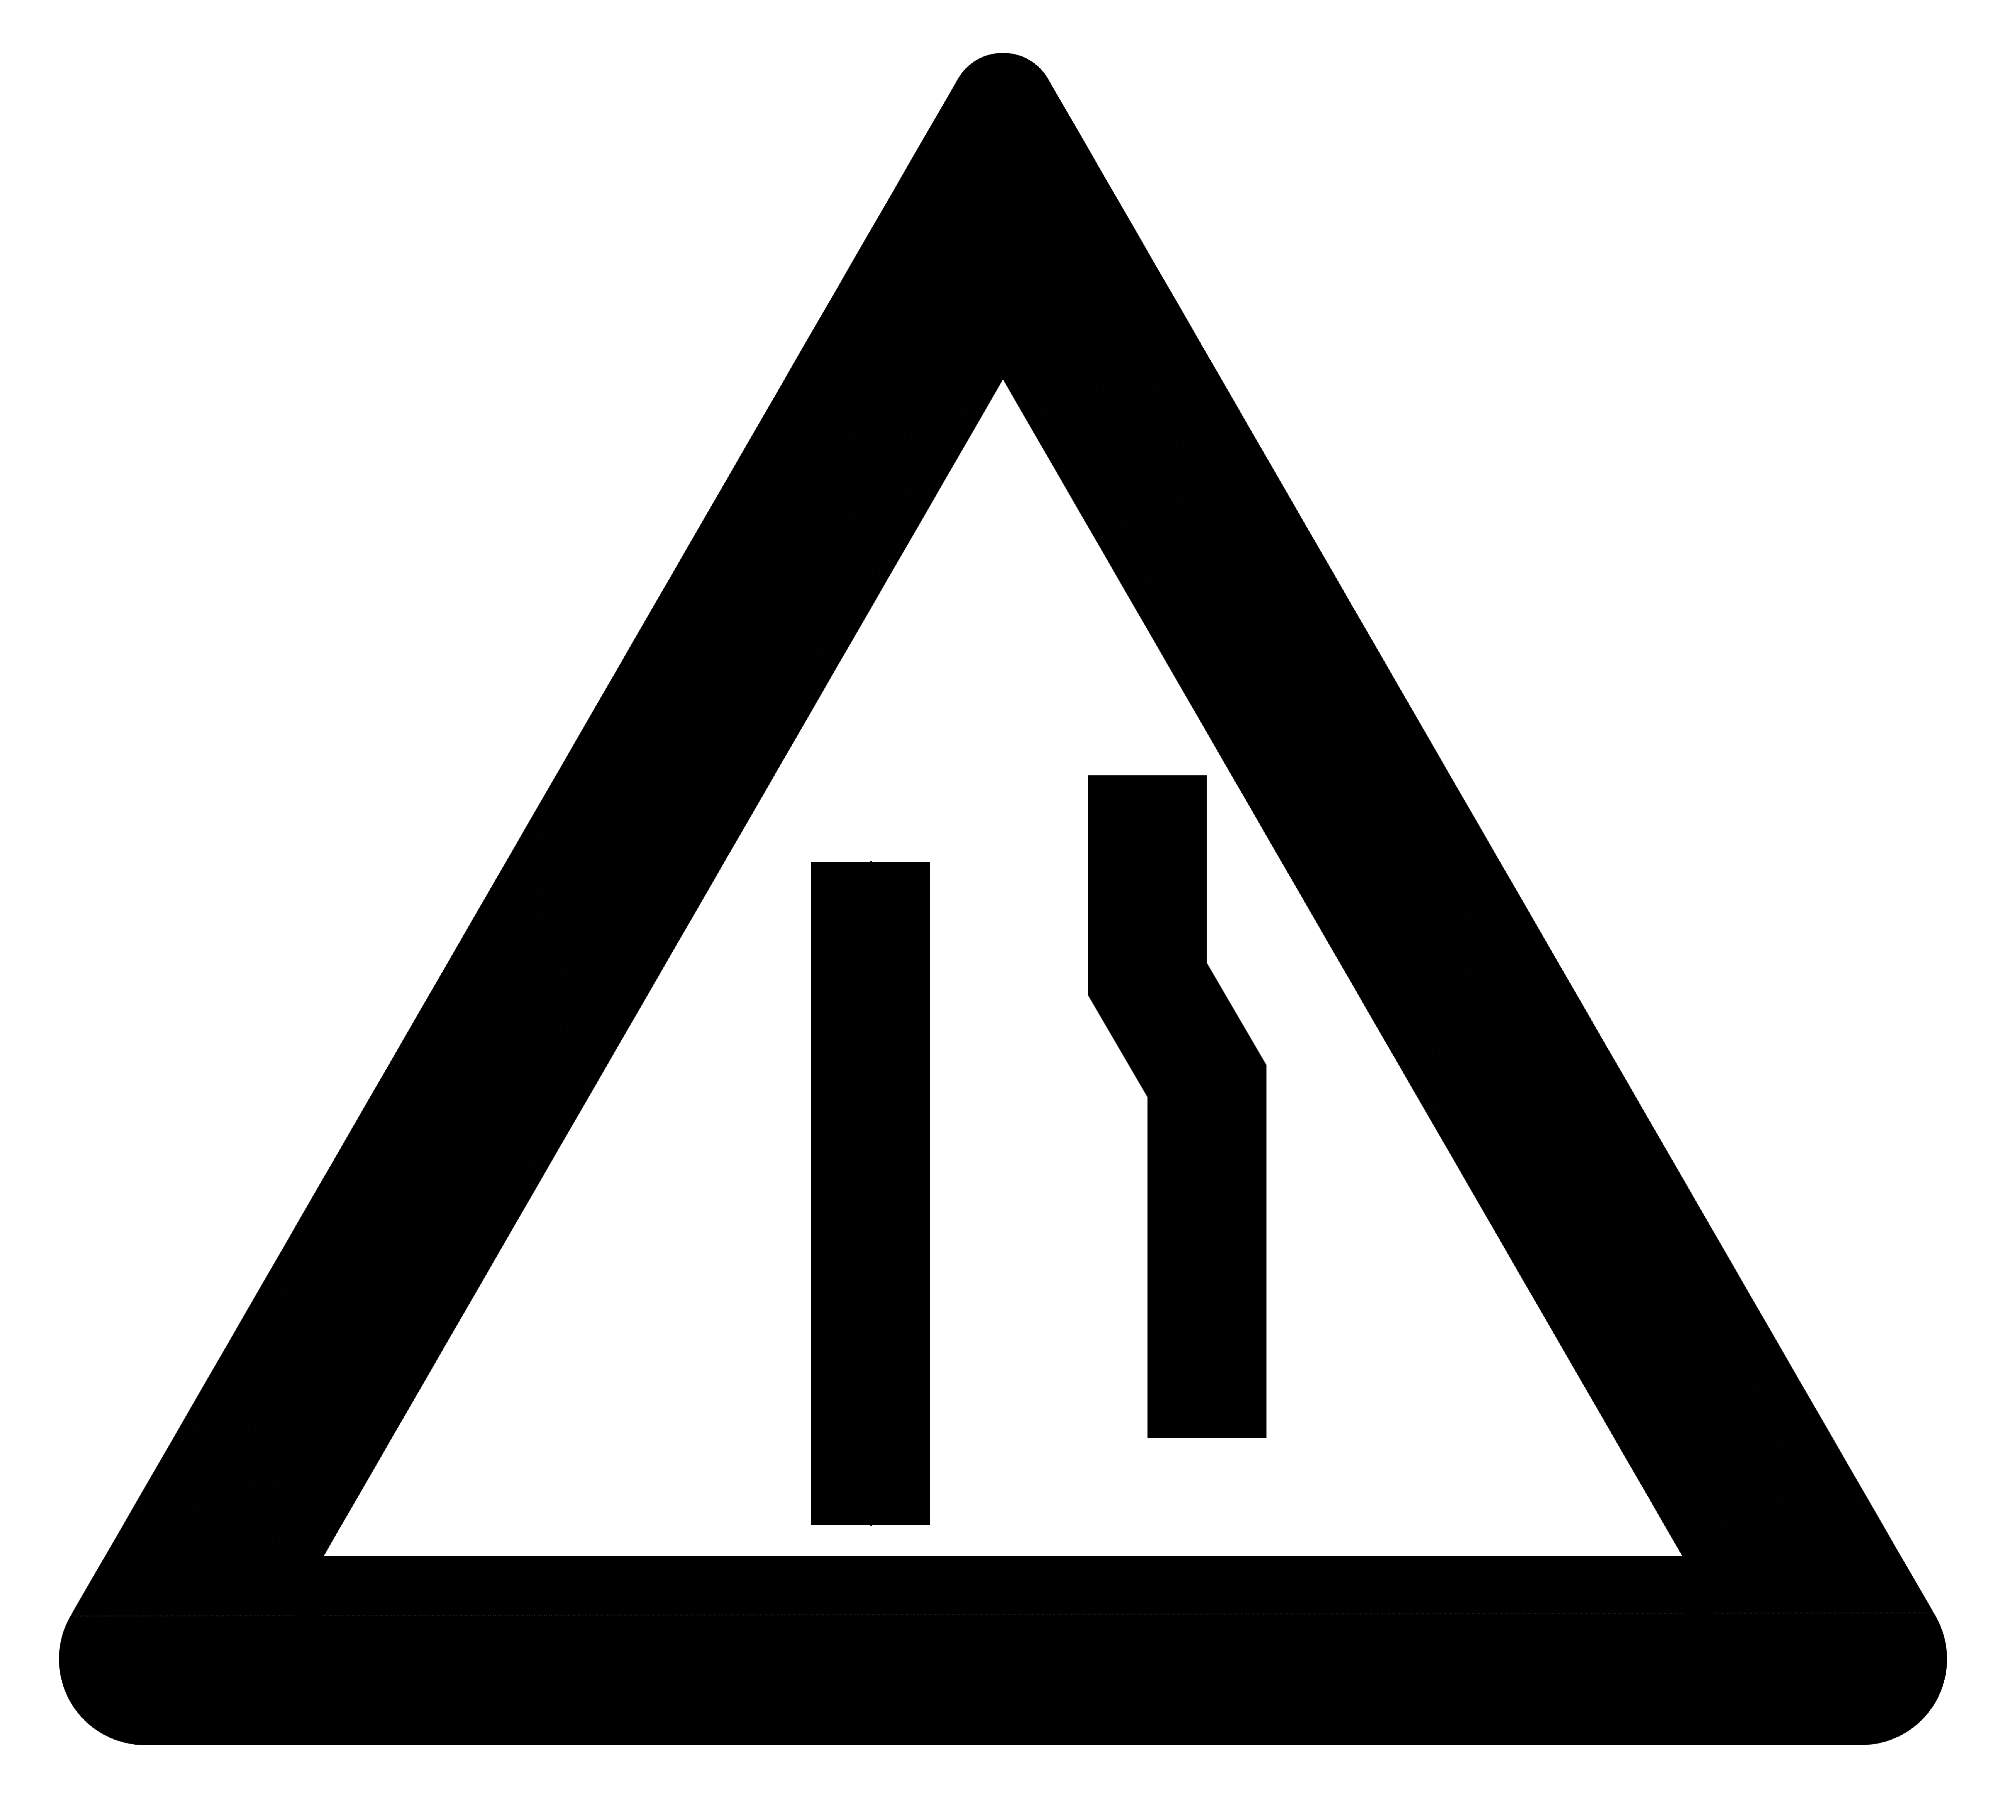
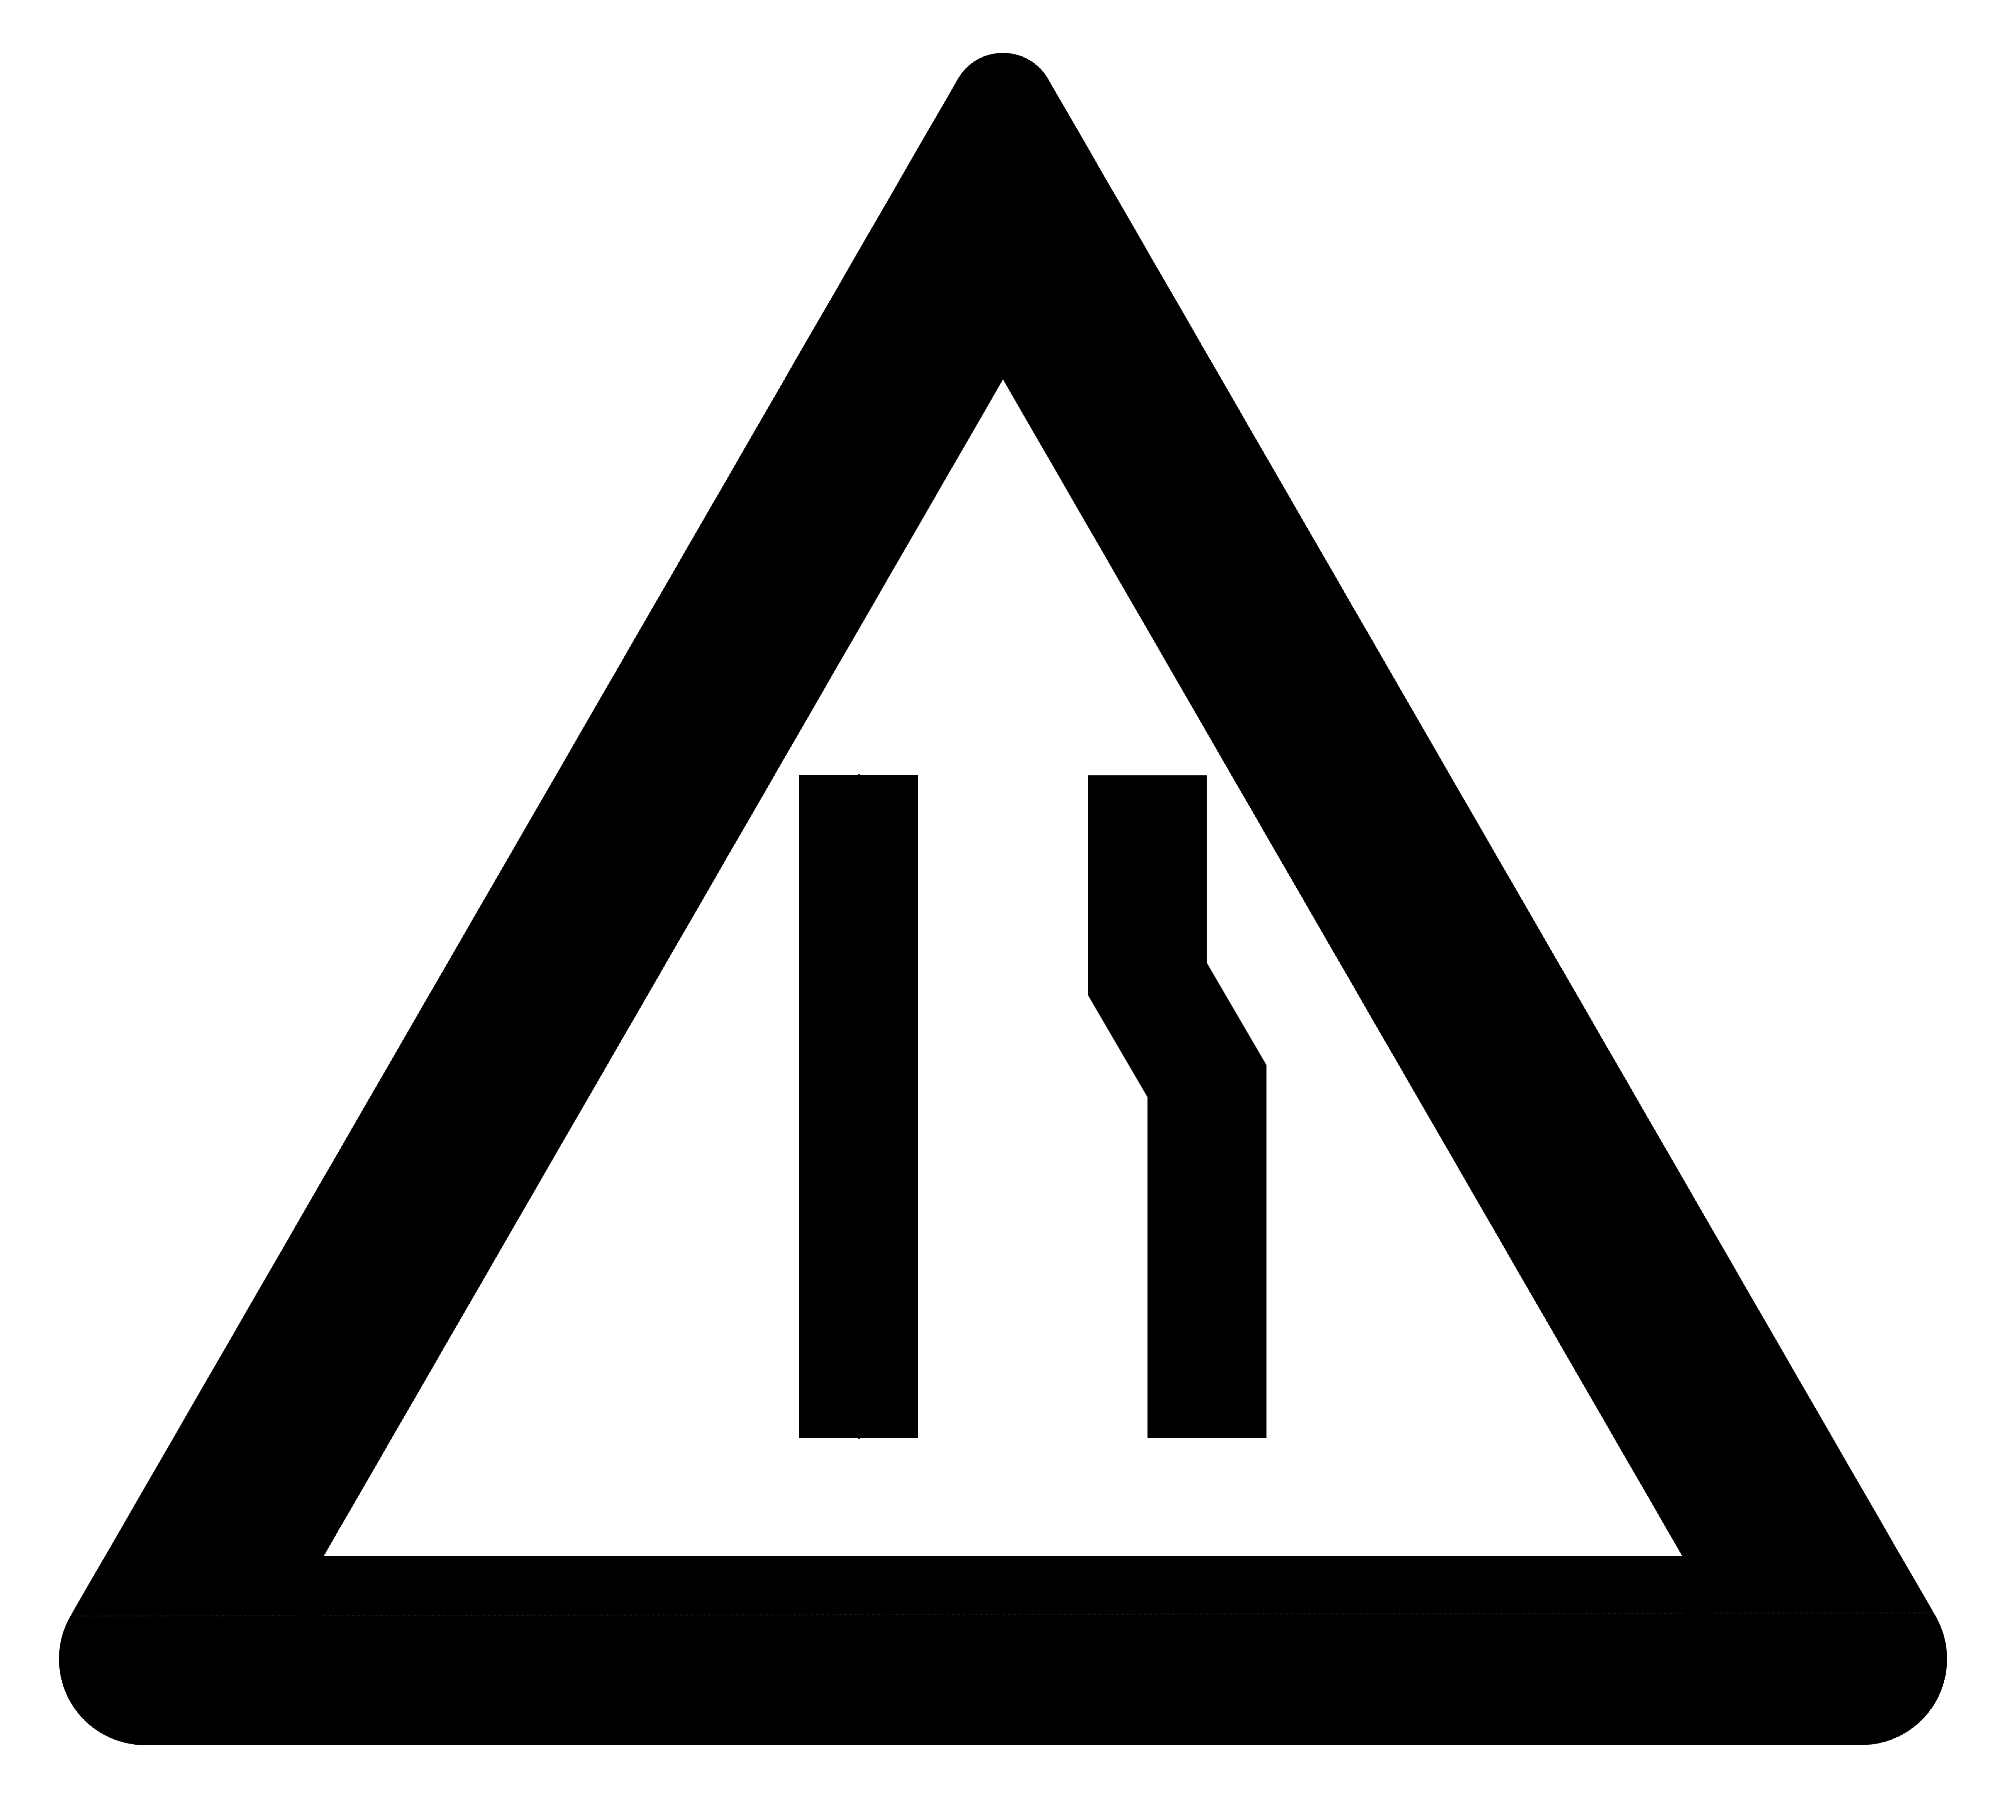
part position: (870, 1193) -> (858, 1106) (858, 1106)
